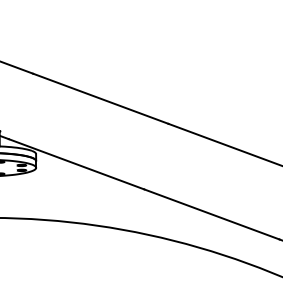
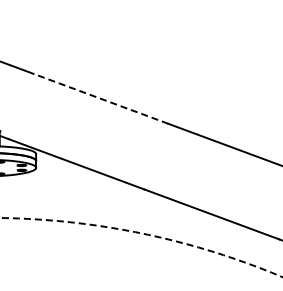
line: solid -> dashed (100, 98)
arc: solid -> dashed (143, 233)
